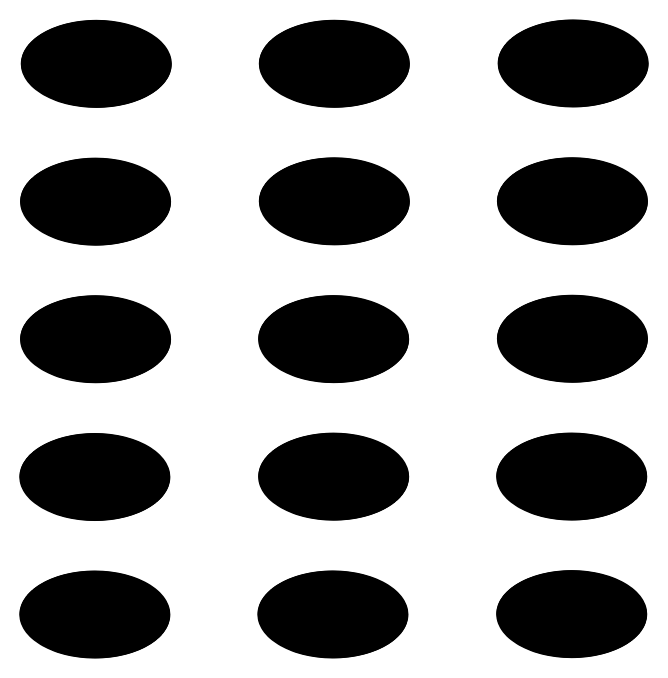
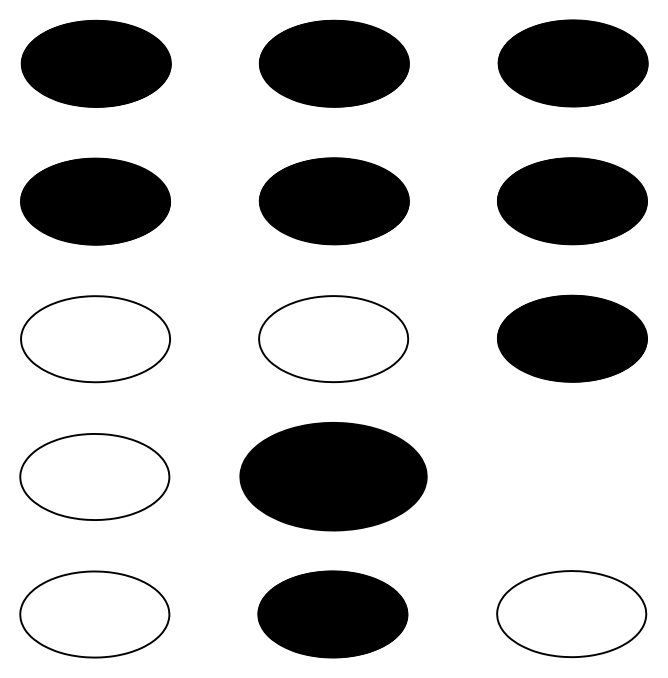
hatch: present -> none (95, 339)
hatch: present -> none (333, 339)
hatch: present -> none (94, 476)
part size: 152x89 px -> 189x110 px (333, 476)
part: present -> none (571, 476)
hatch: present -> none (94, 614)
hatch: present -> none (571, 614)
